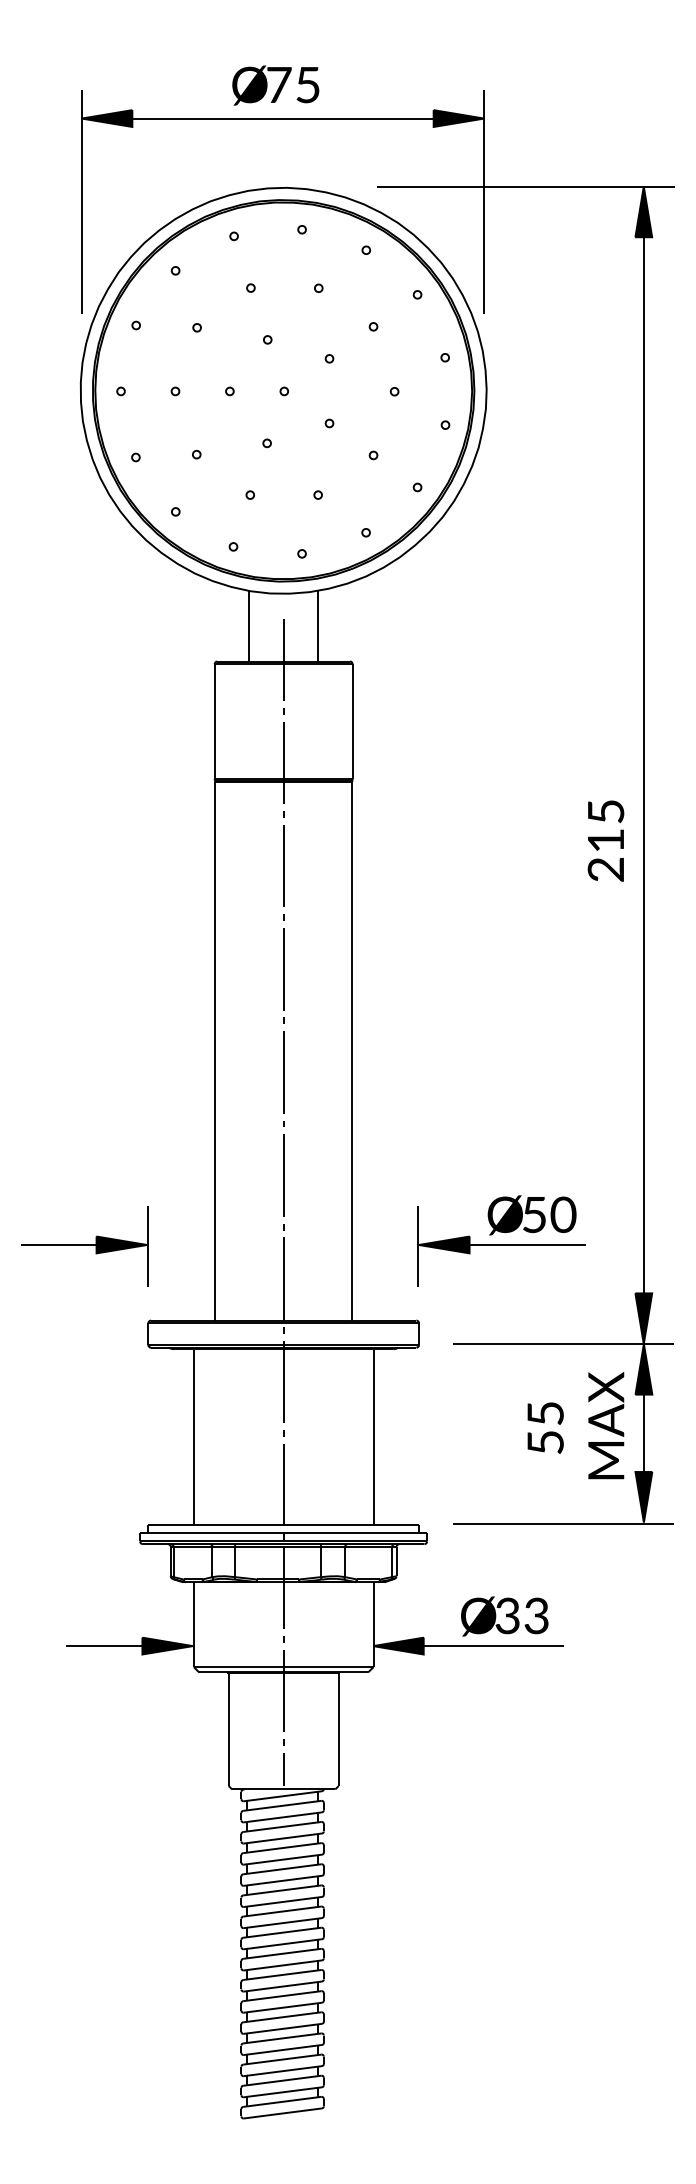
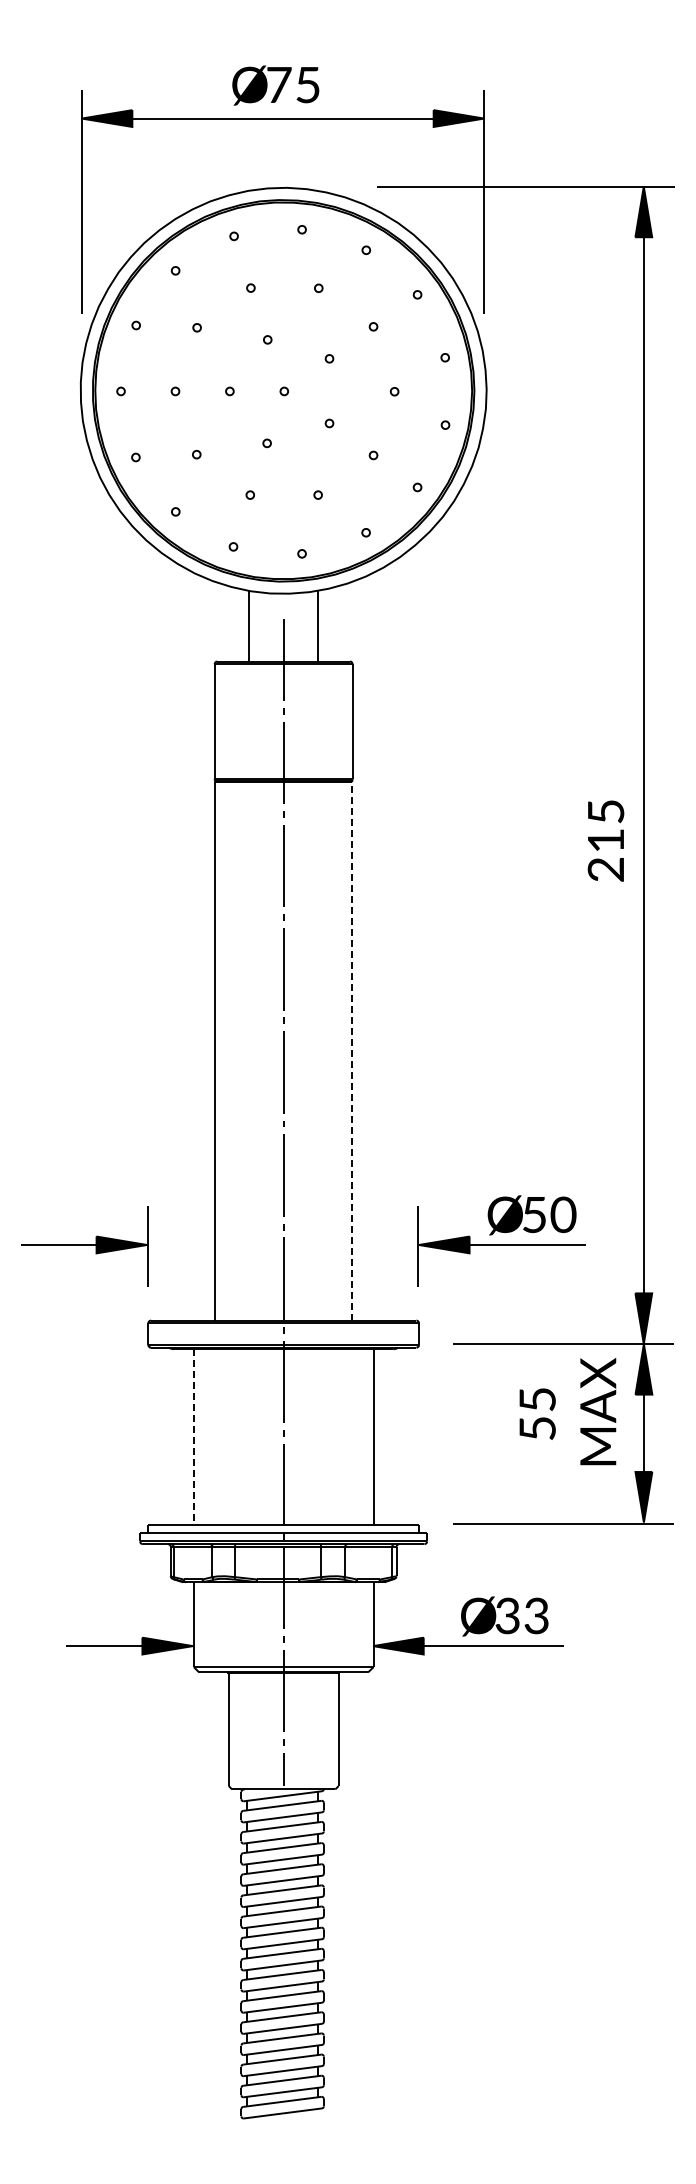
line: solid -> dashed (352, 1050)
text position: (575, 1425) -> (567, 1411) (567, 1411)
line: solid -> dashed (193, 1437)
